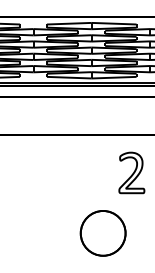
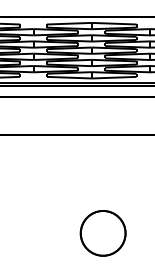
part: present -> none (131, 172)
